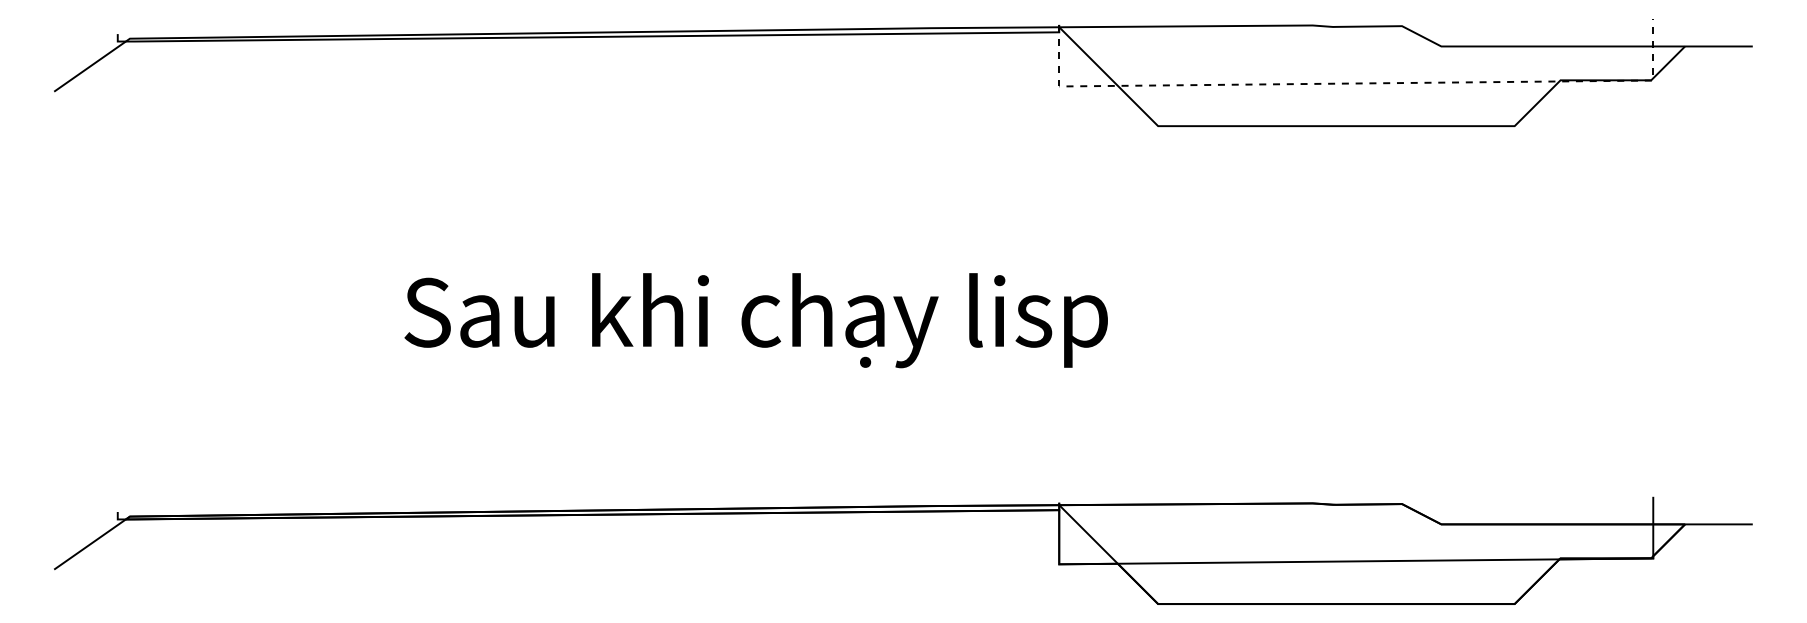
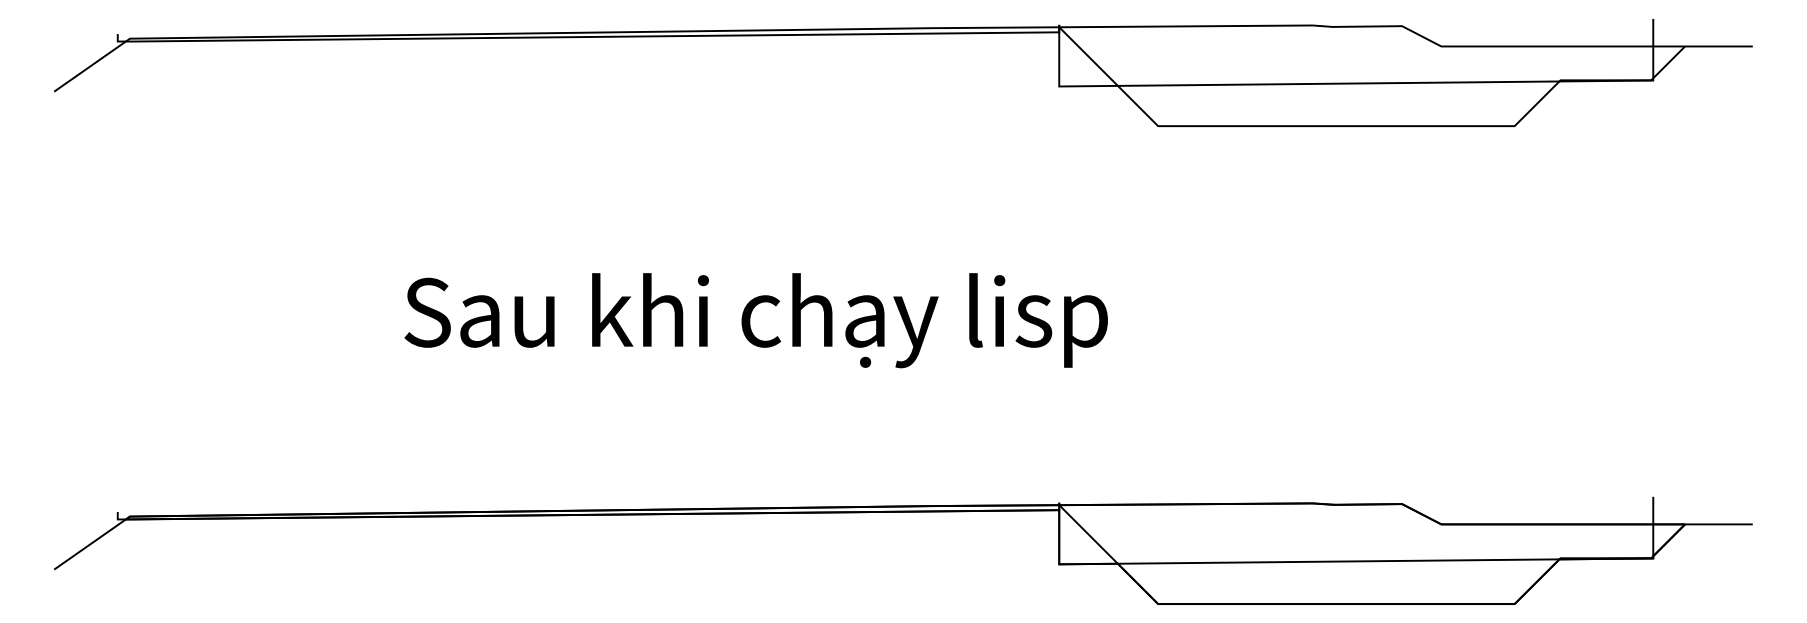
line: dashed -> solid (1356, 83)
